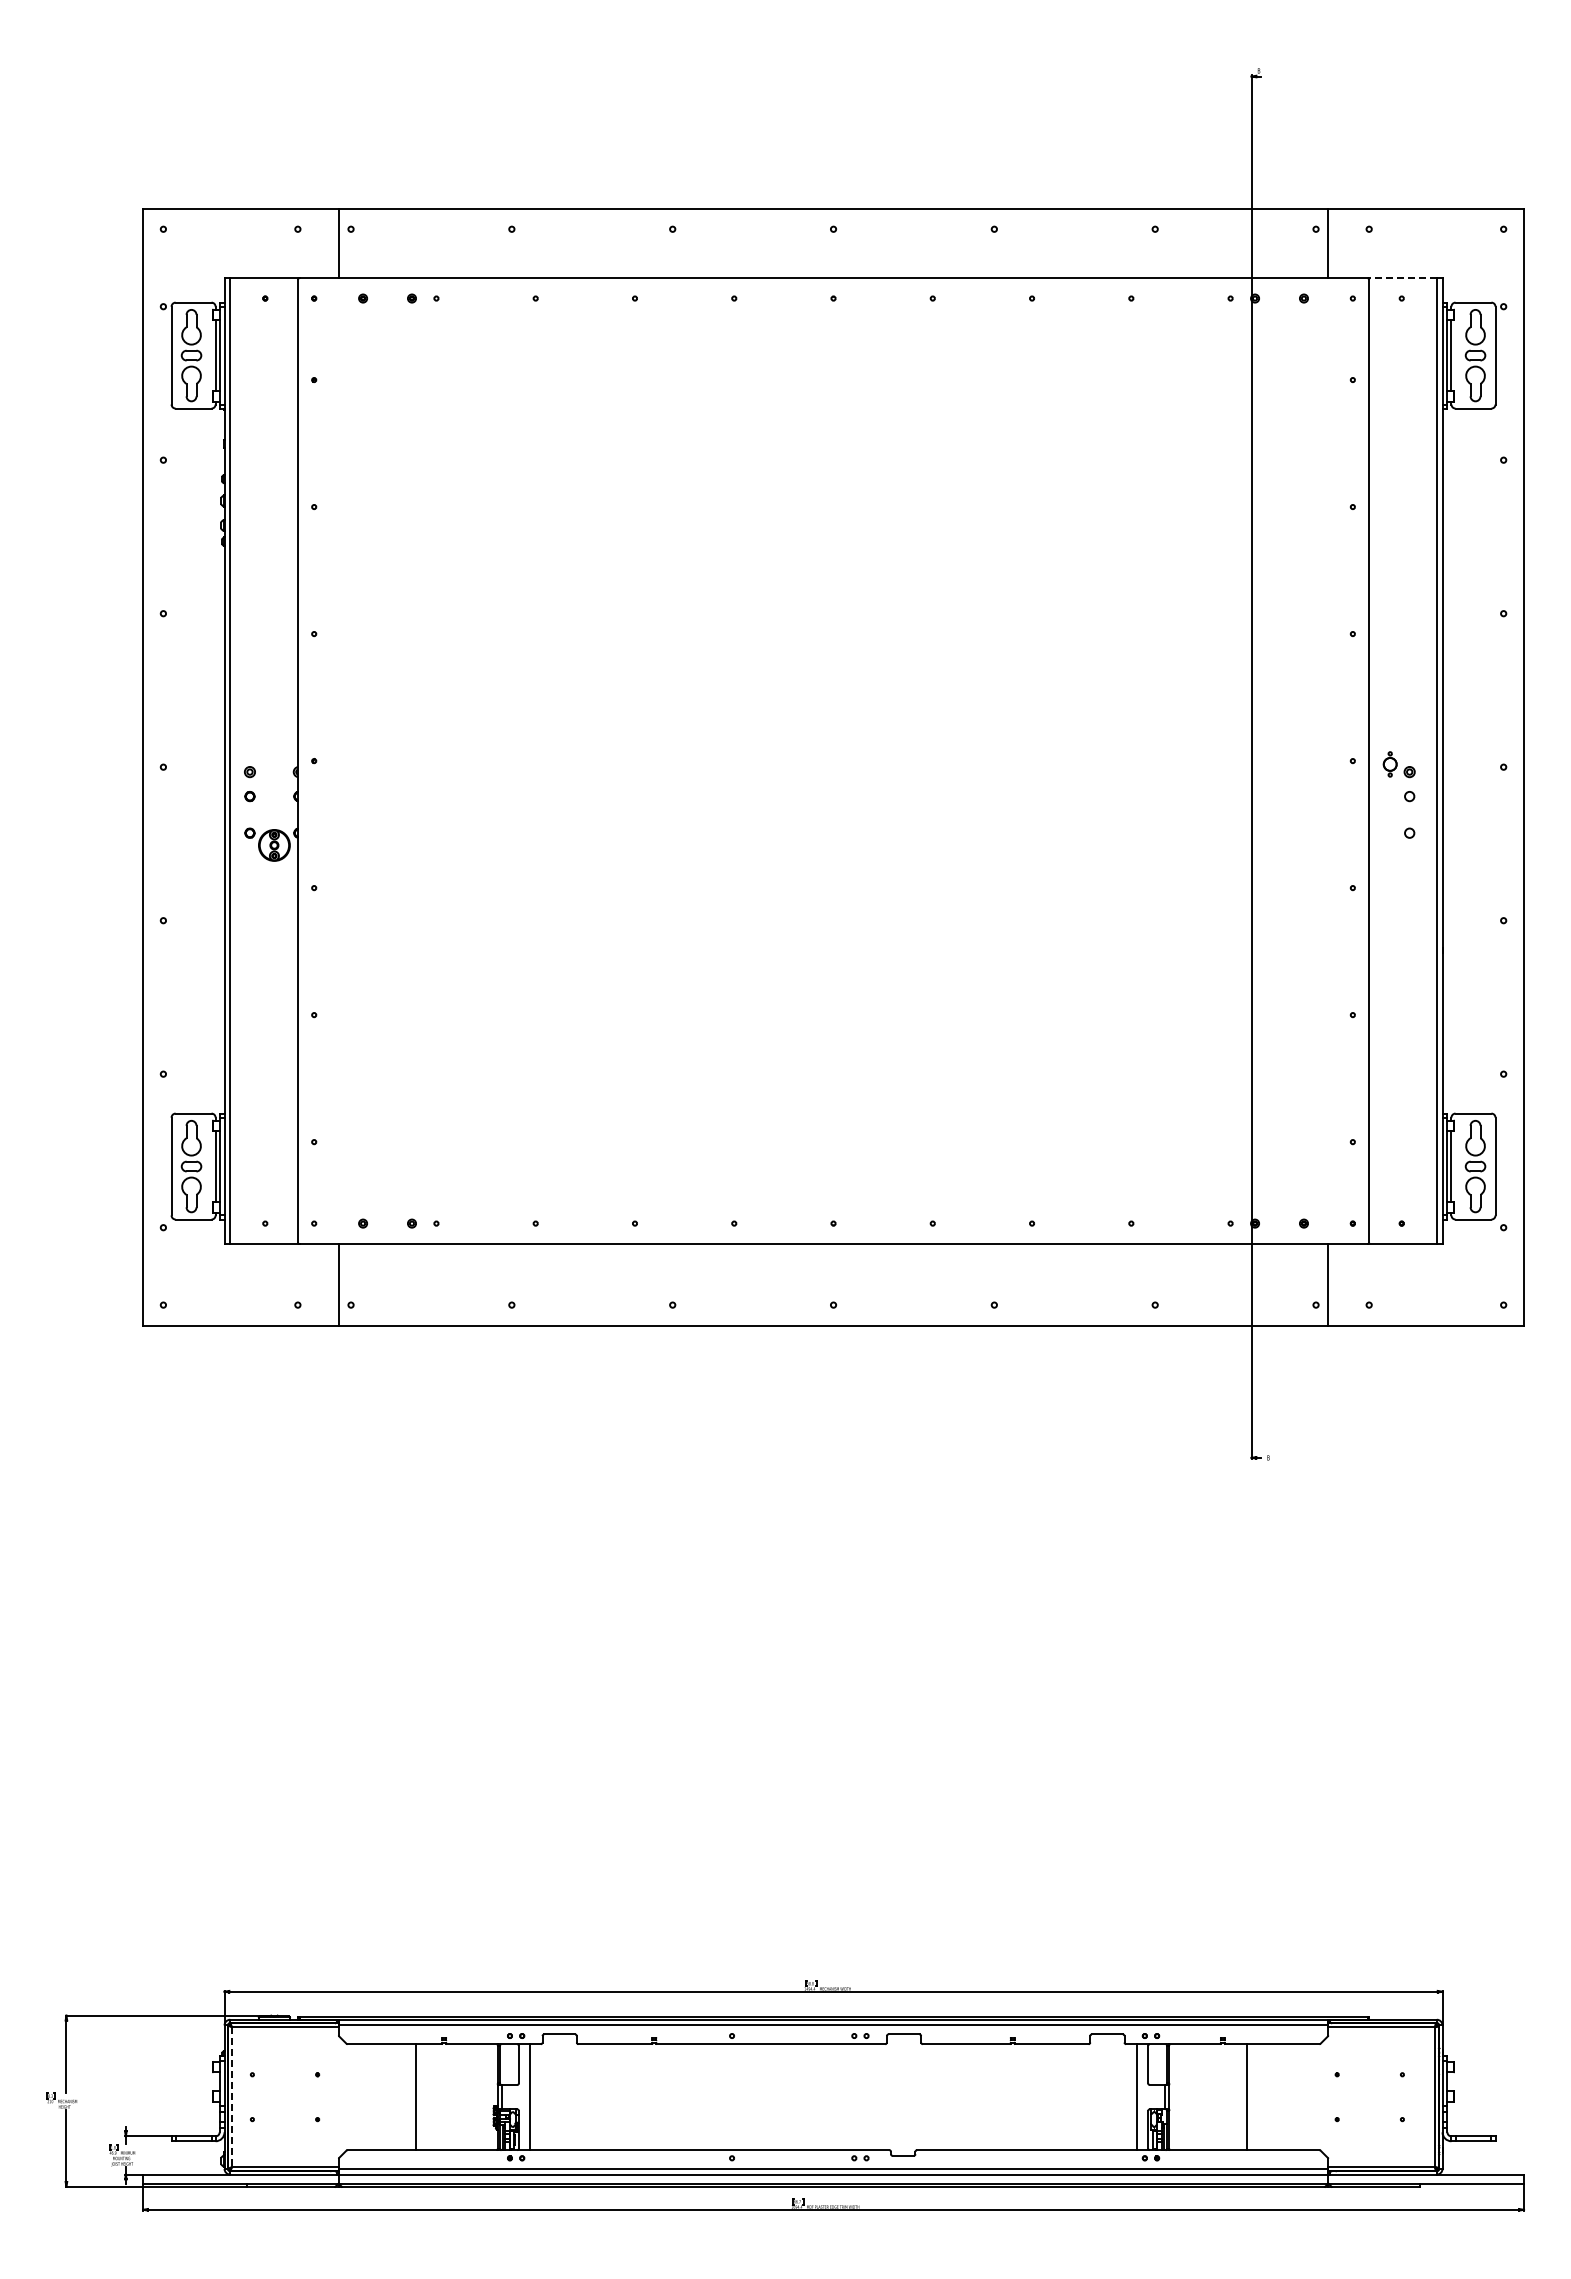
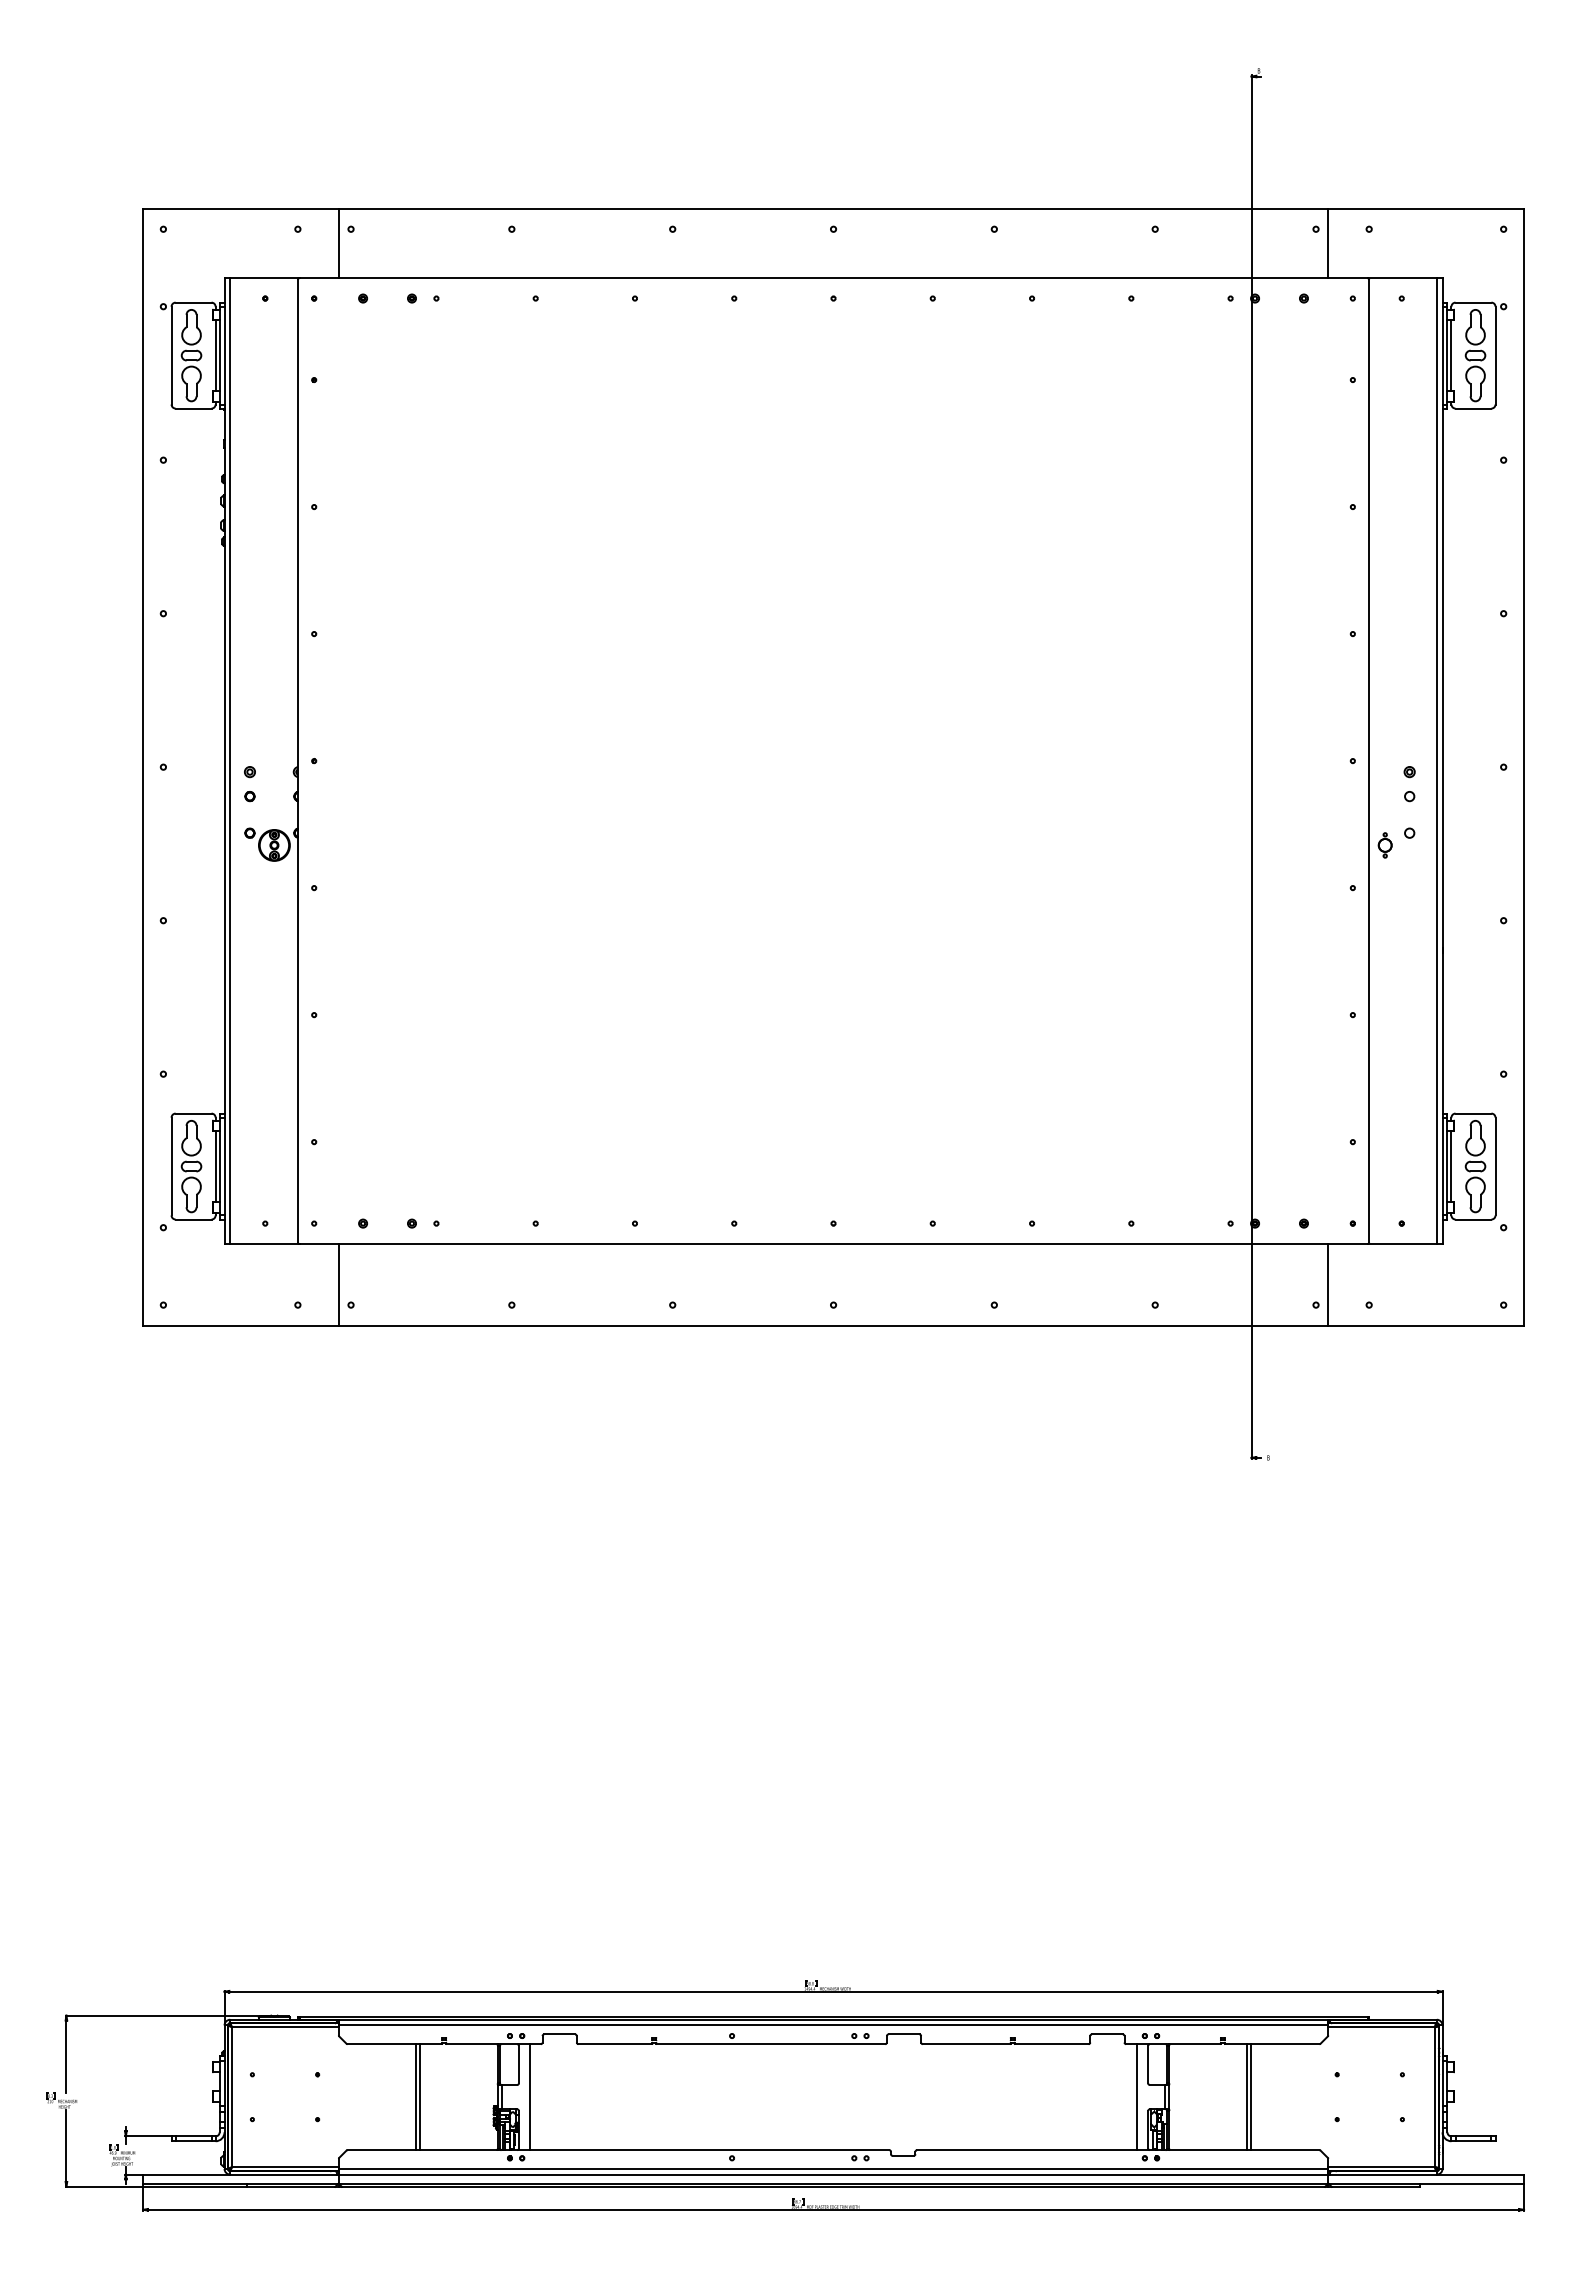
line: dashed -> solid (1402, 278)
part position: (1389, 764) -> (1384, 845) (1384, 845)
line: dashed -> solid (232, 2097)
line: none -> present (420, 2097)
line: none -> present (1251, 2097)
